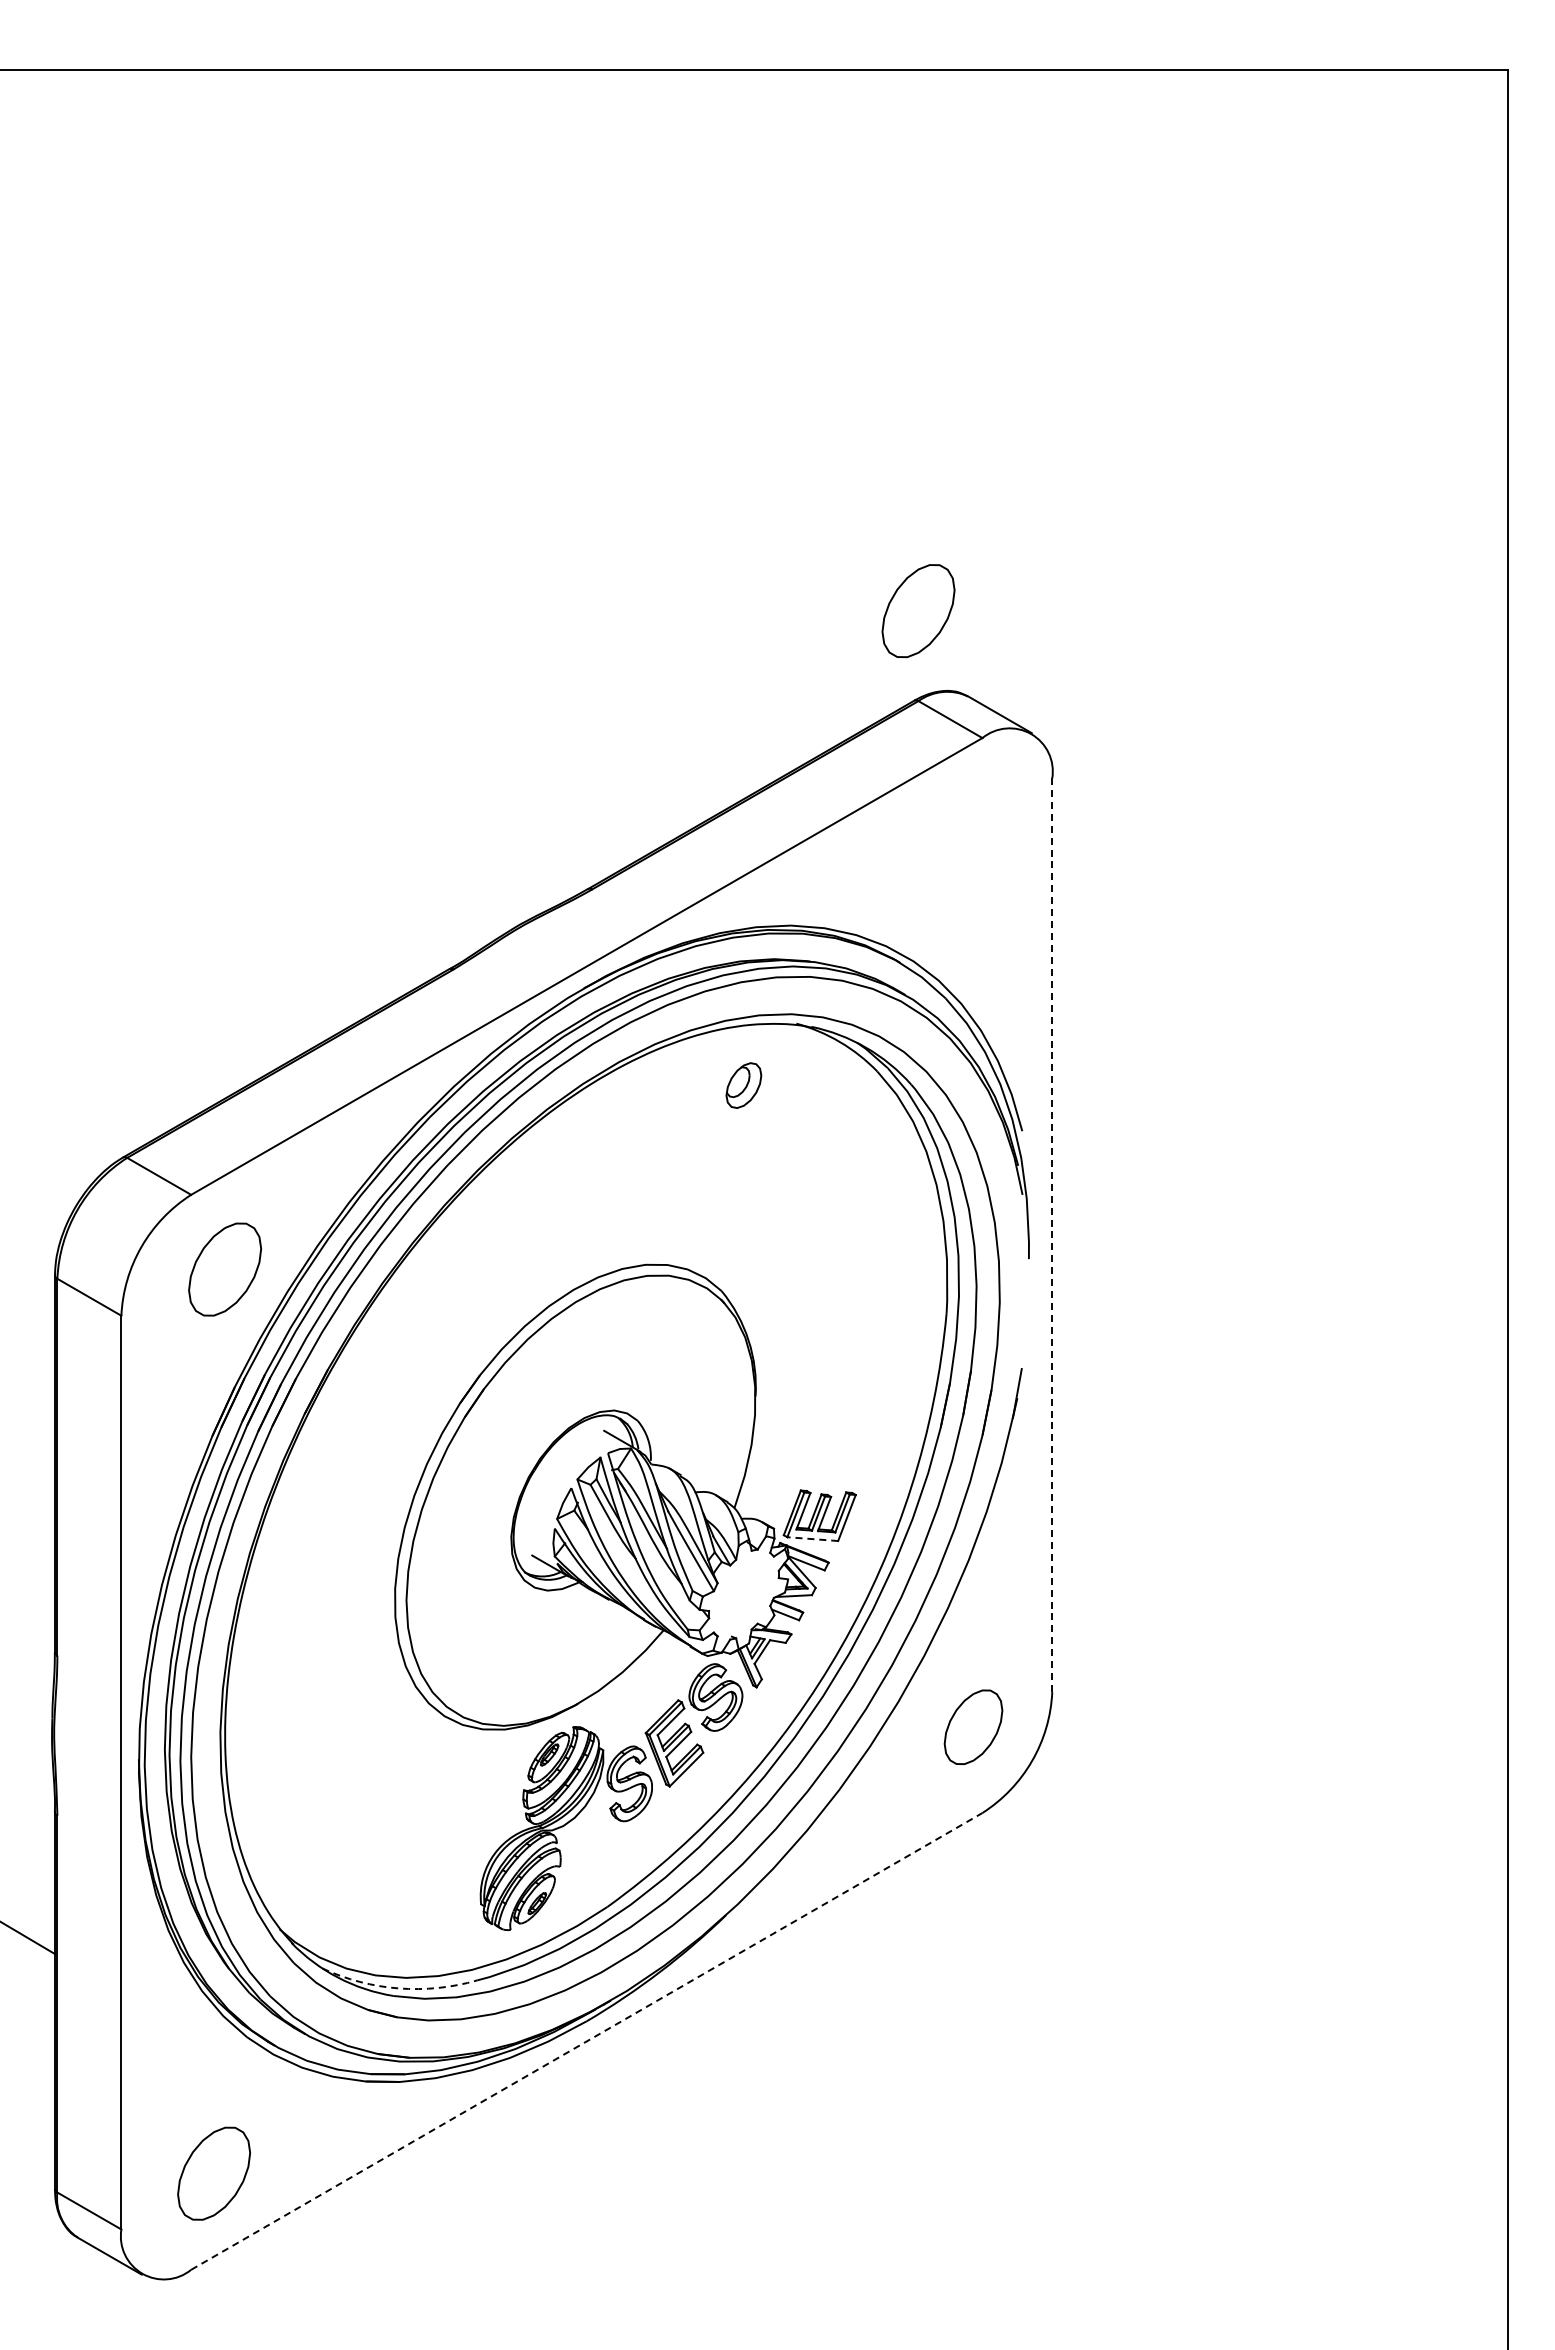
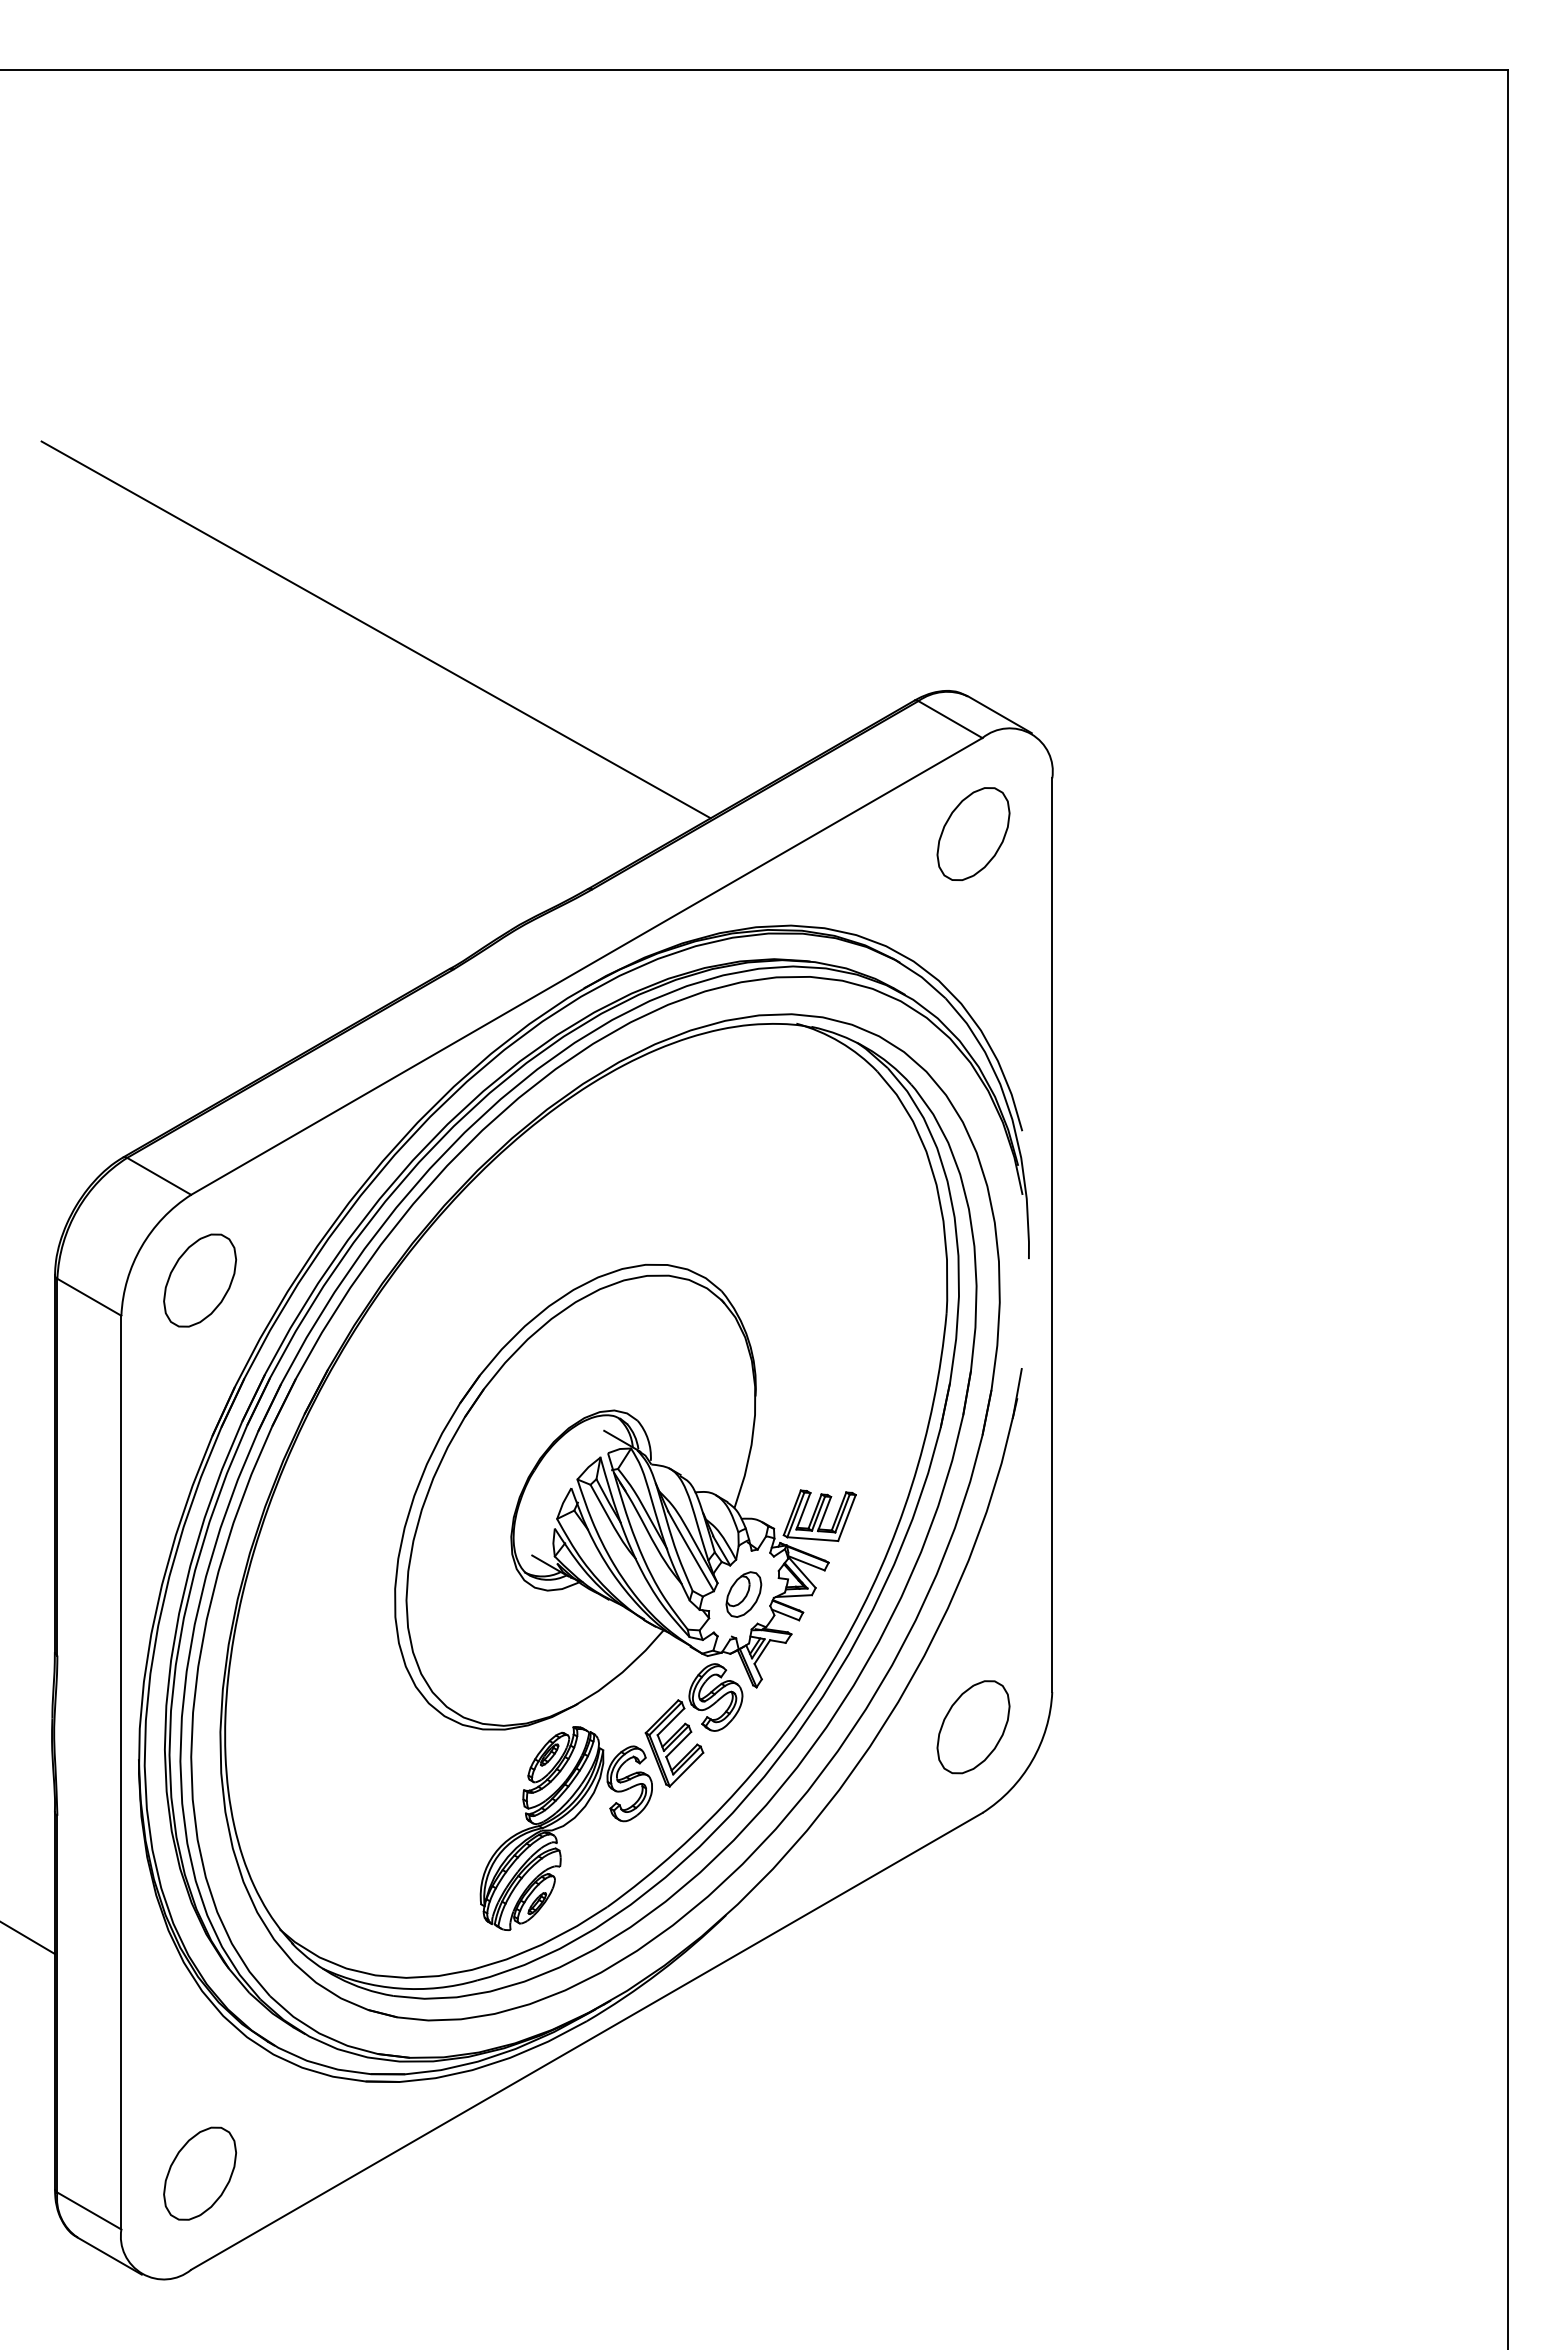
part position: (918, 611) -> (973, 834) (973, 834)
line: none -> present (375, 629)
part position: (743, 1085) -> (743, 1594) (743, 1594)
line: dashed -> solid (1052, 1235)
part position: (225, 1269) -> (200, 1280) (200, 1280)
line: dashed -> solid (812, 1539)
part size: 61x76 px -> 75x95 px (973, 1727)
arc: dashed -> solid (398, 1988)
line: dashed -> solid (586, 2041)
part position: (213, 2173) -> (199, 2173) (199, 2173)
